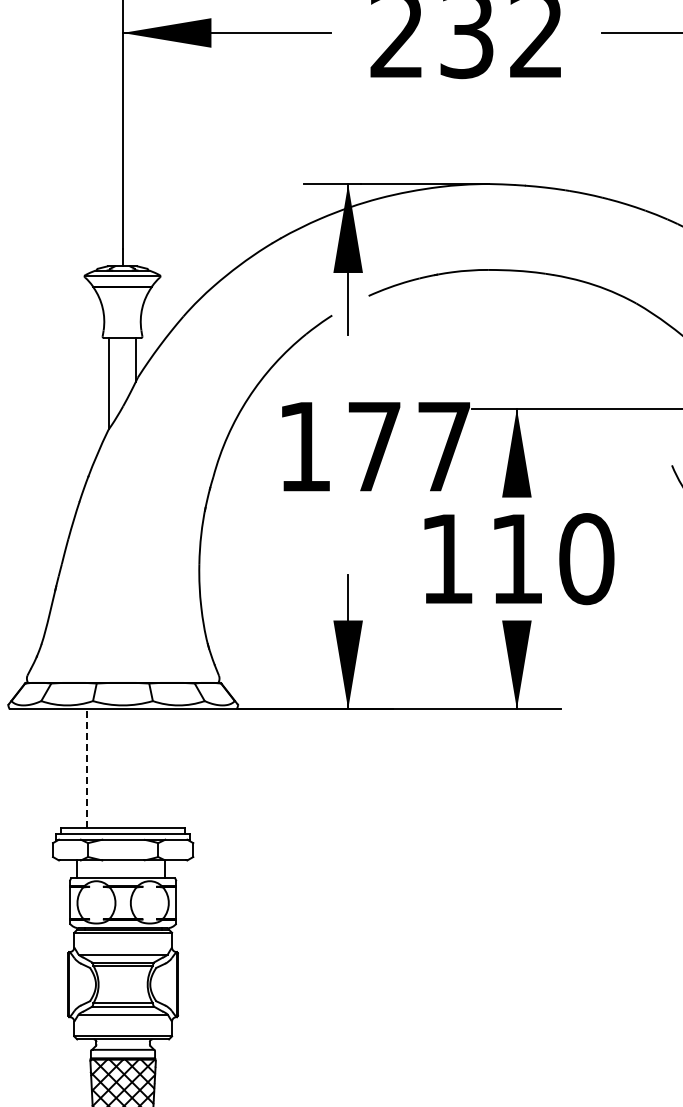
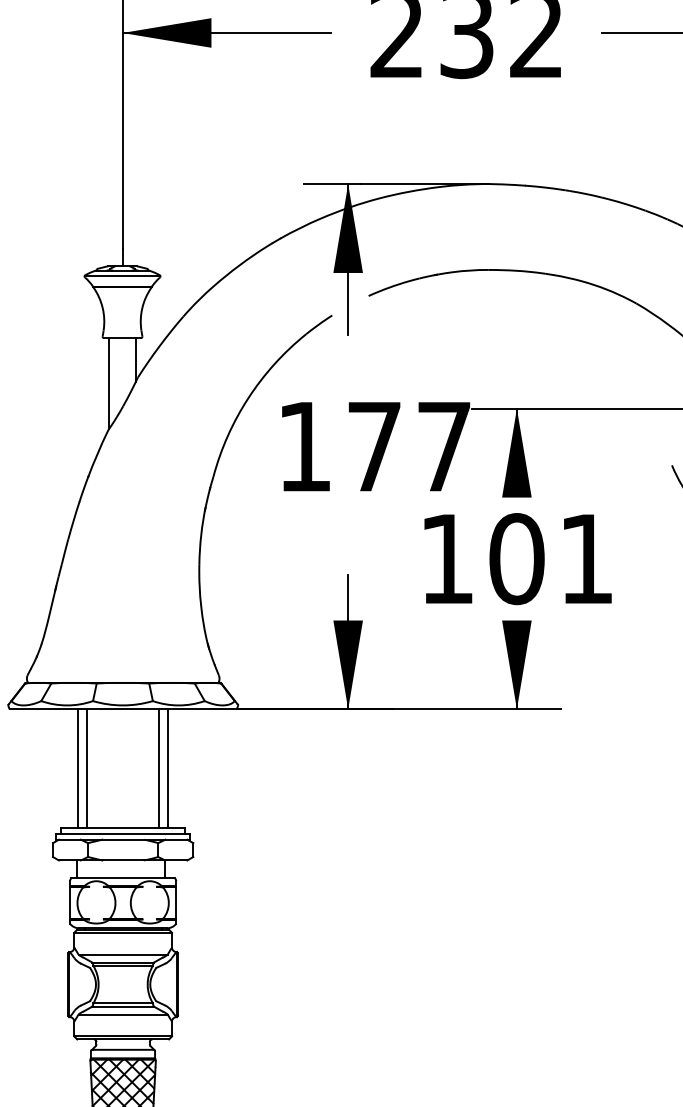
text: 110 -> 101 (551, 559)
line: none -> present (78, 768)
line: dashed -> solid (86, 768)
line: none -> present (159, 768)
line: none -> present (167, 768)
